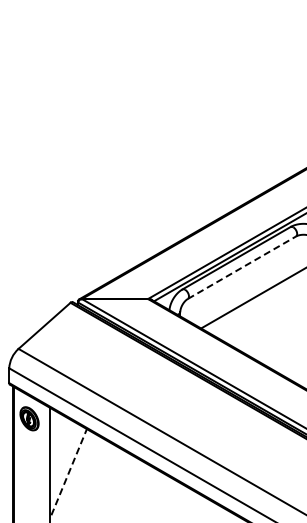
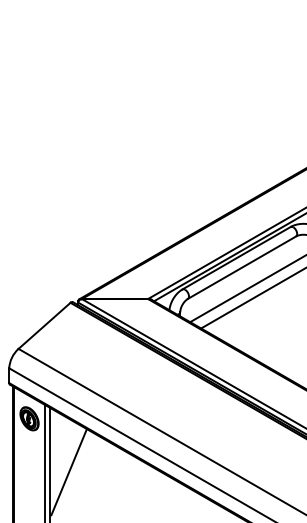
line: dashed -> solid (242, 267)
line: none -> present (246, 289)
line: none -> present (45, 462)
line: dashed -> solid (69, 472)
